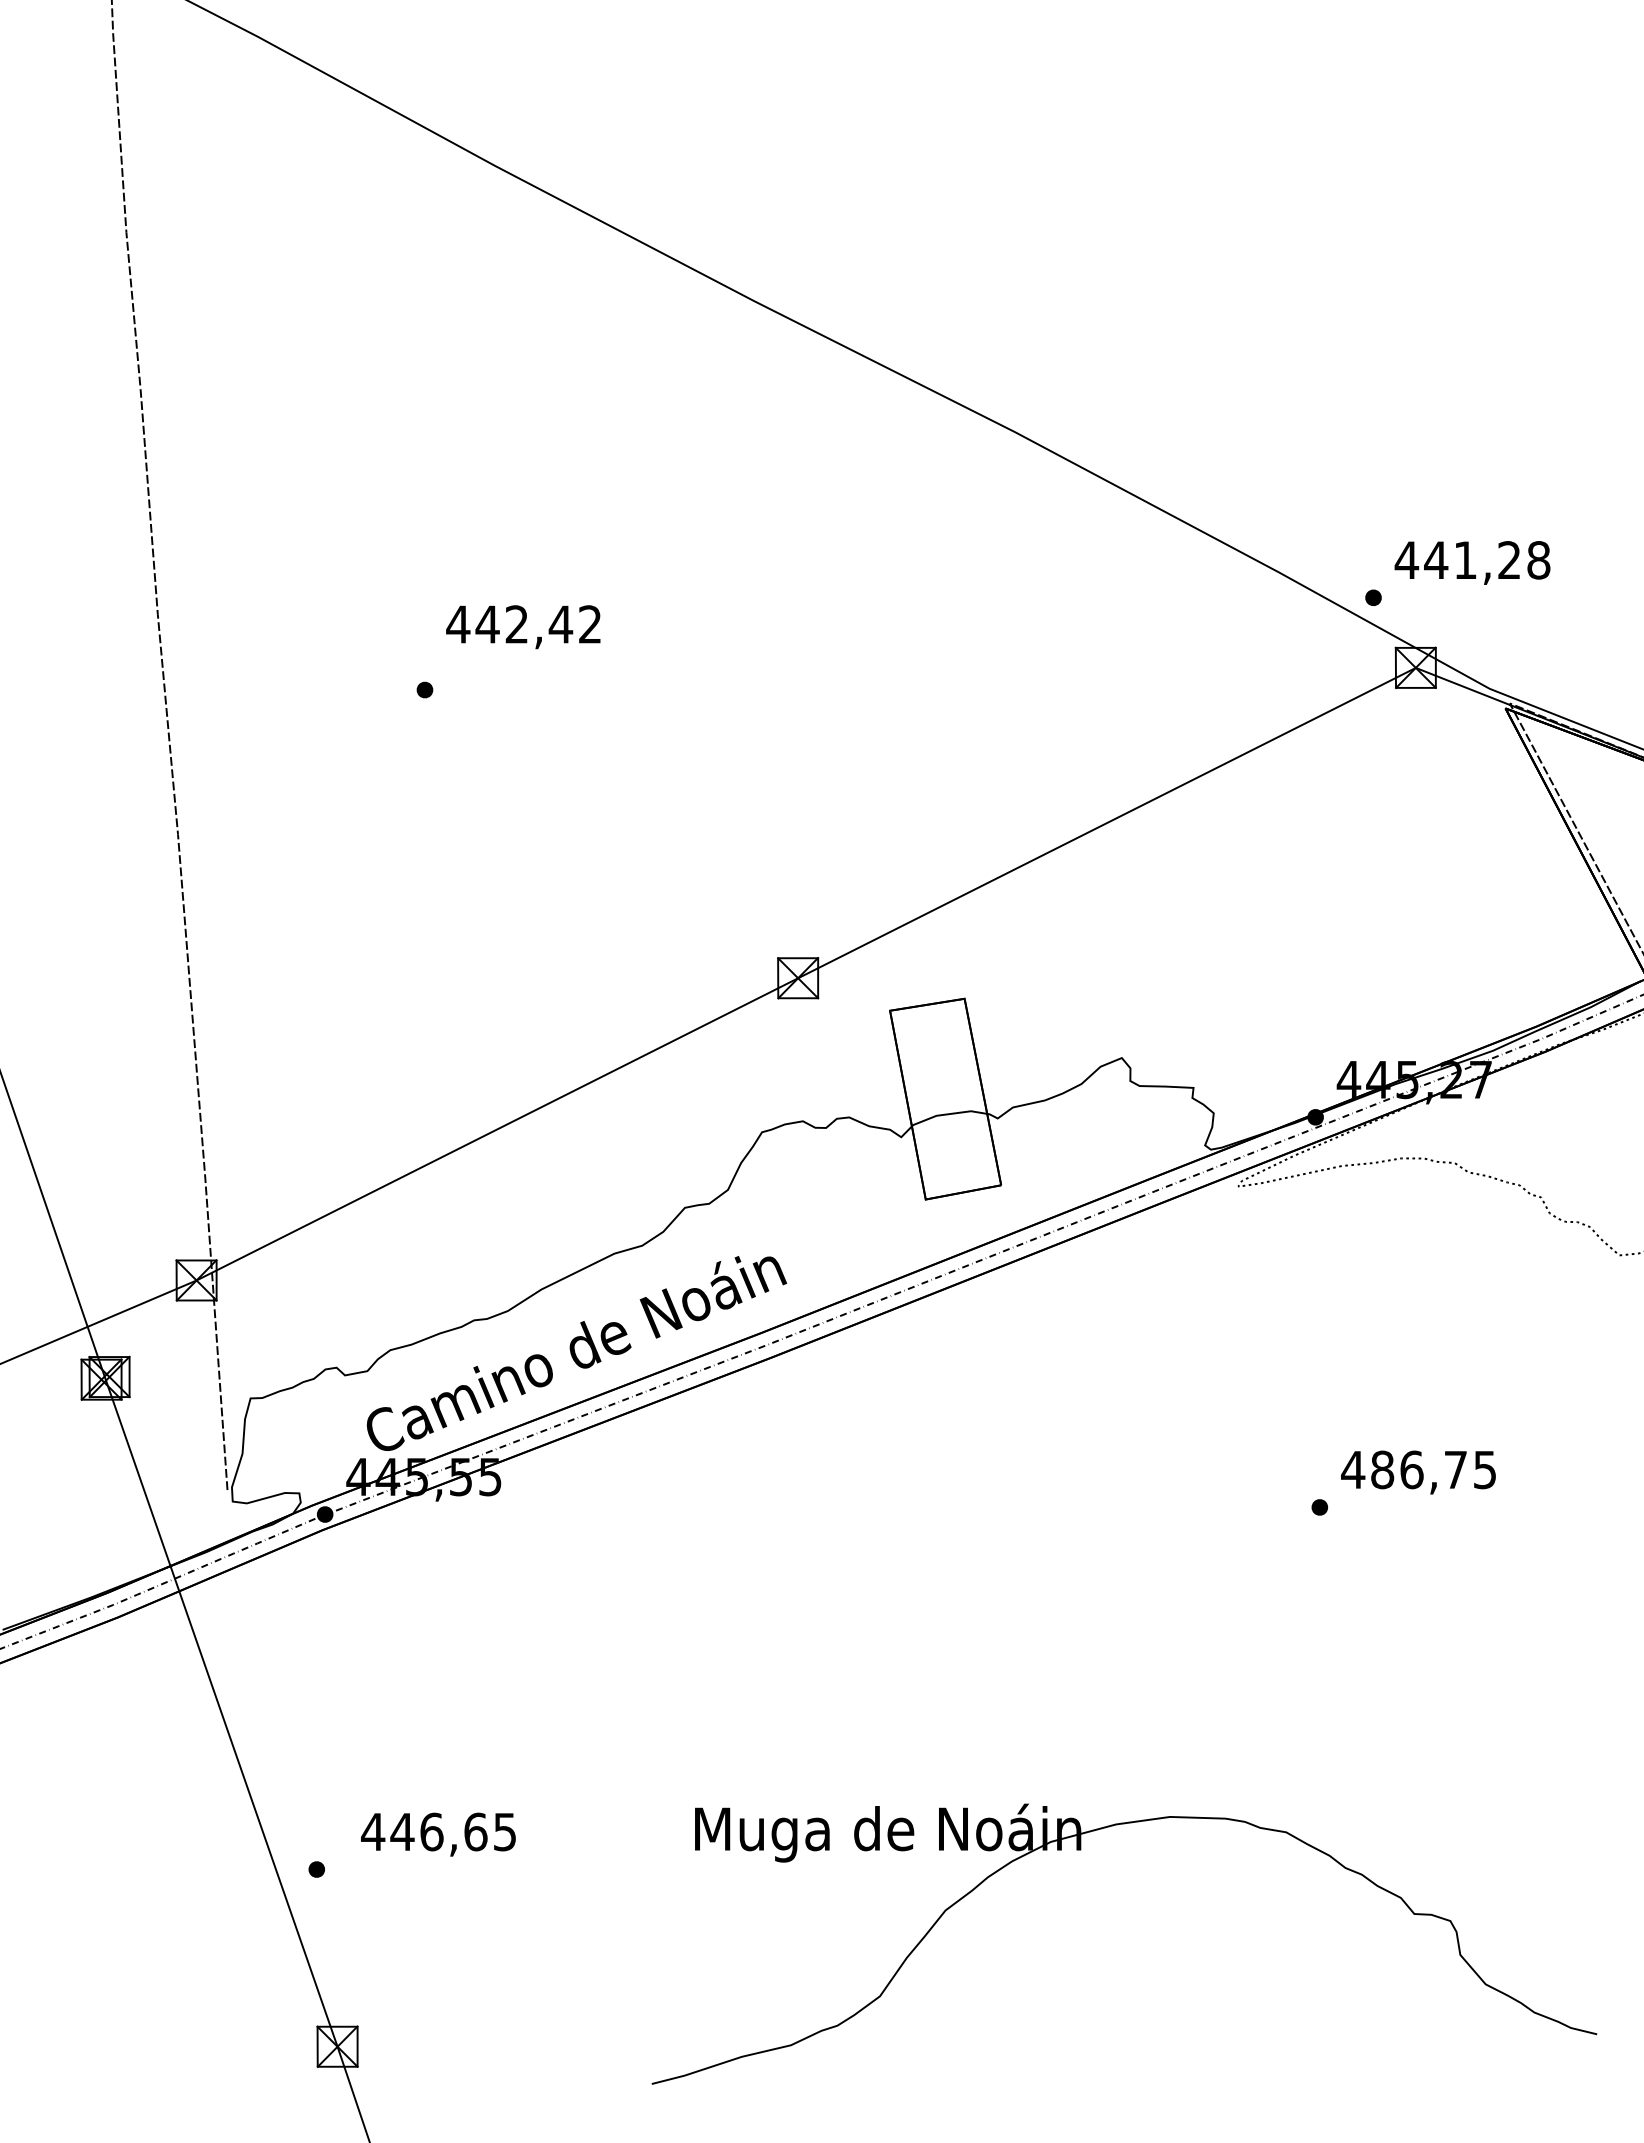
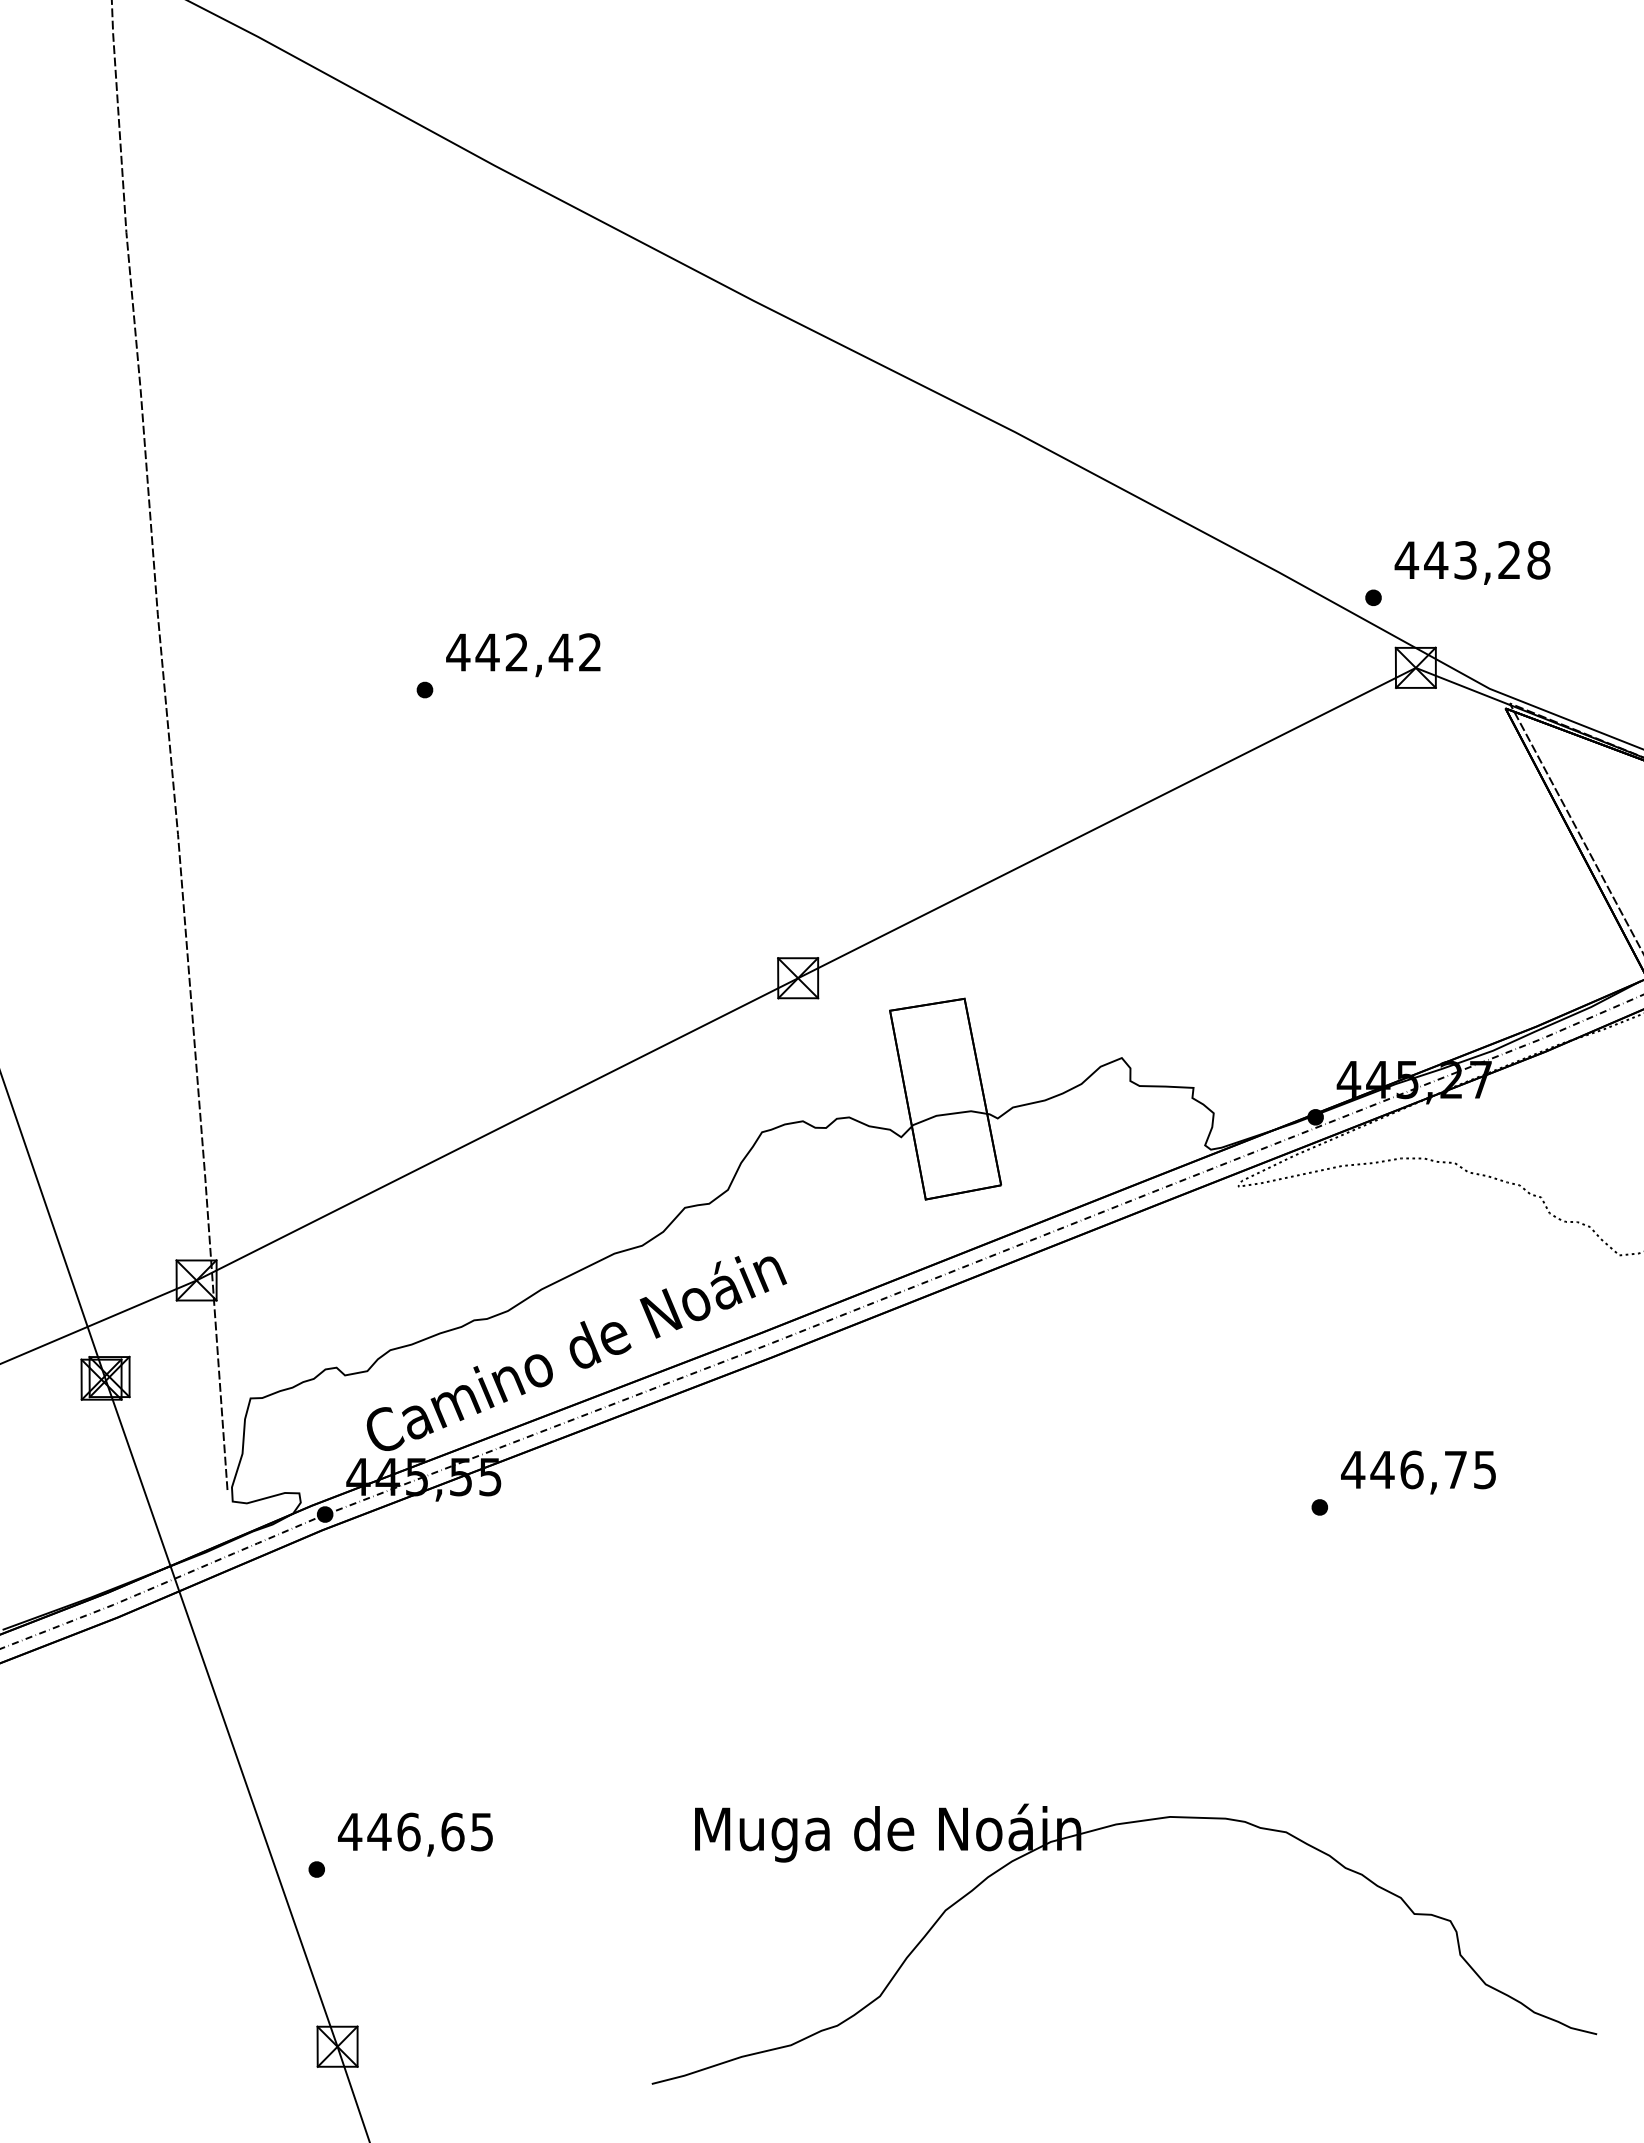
text: 441,28 -> 443,28 (1465, 560)
text position: (523, 627) -> (523, 655) (523, 655)
text: 486,75 -> 446,75 (1382, 1469)
text position: (438, 1834) -> (415, 1834) (415, 1834)
